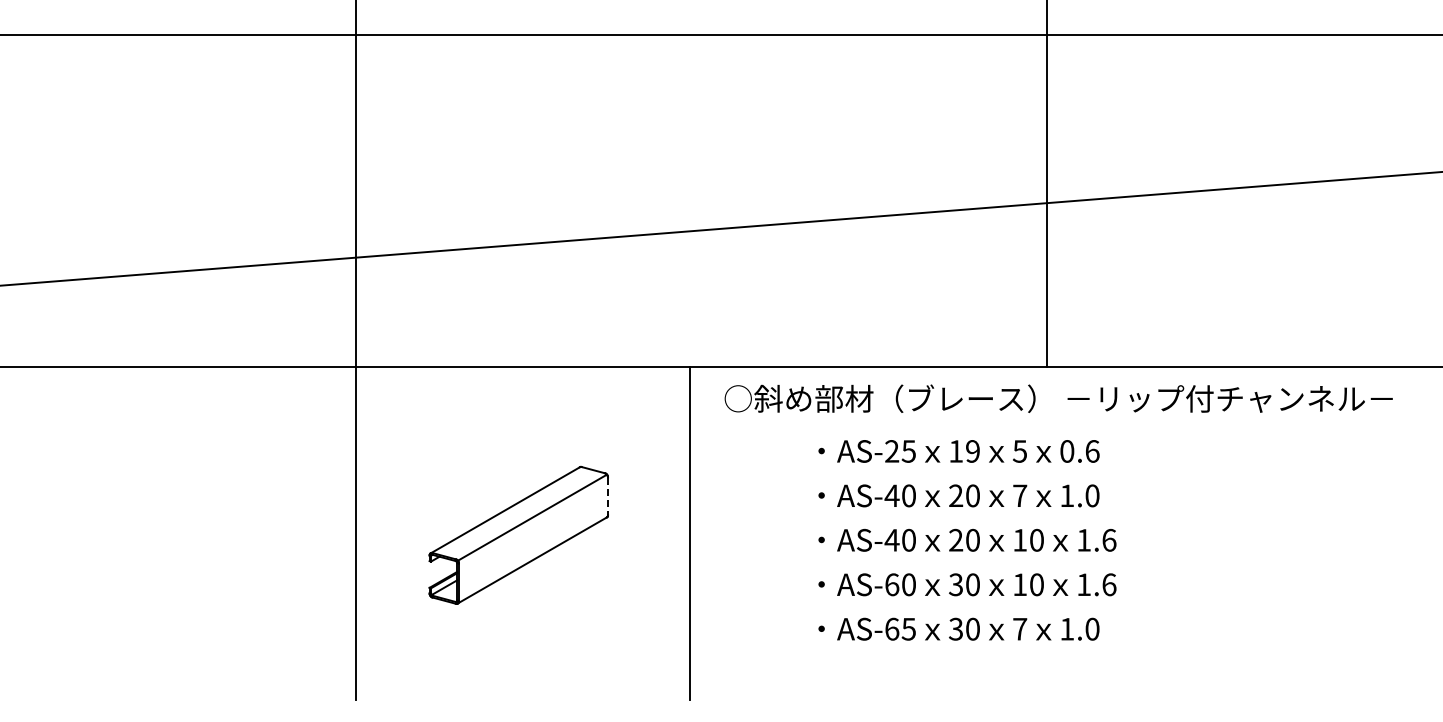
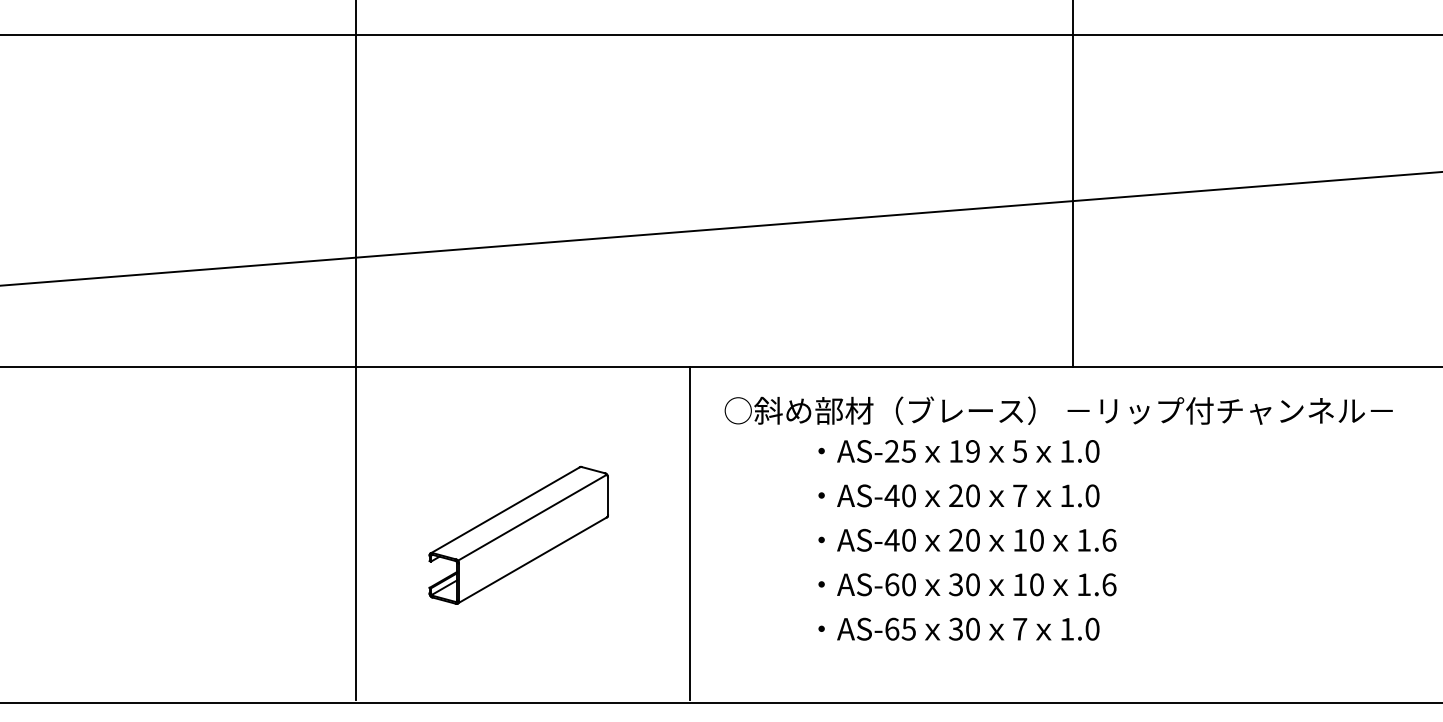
line position: (1047, 184) -> (1073, 184) (1073, 184)
text position: (1058, 398) -> (1058, 410) (1058, 410)
text: 0.6 -> 1.0 (1079, 451)
line: dashed -> solid (608, 496)
line: none -> present (720, 703)
